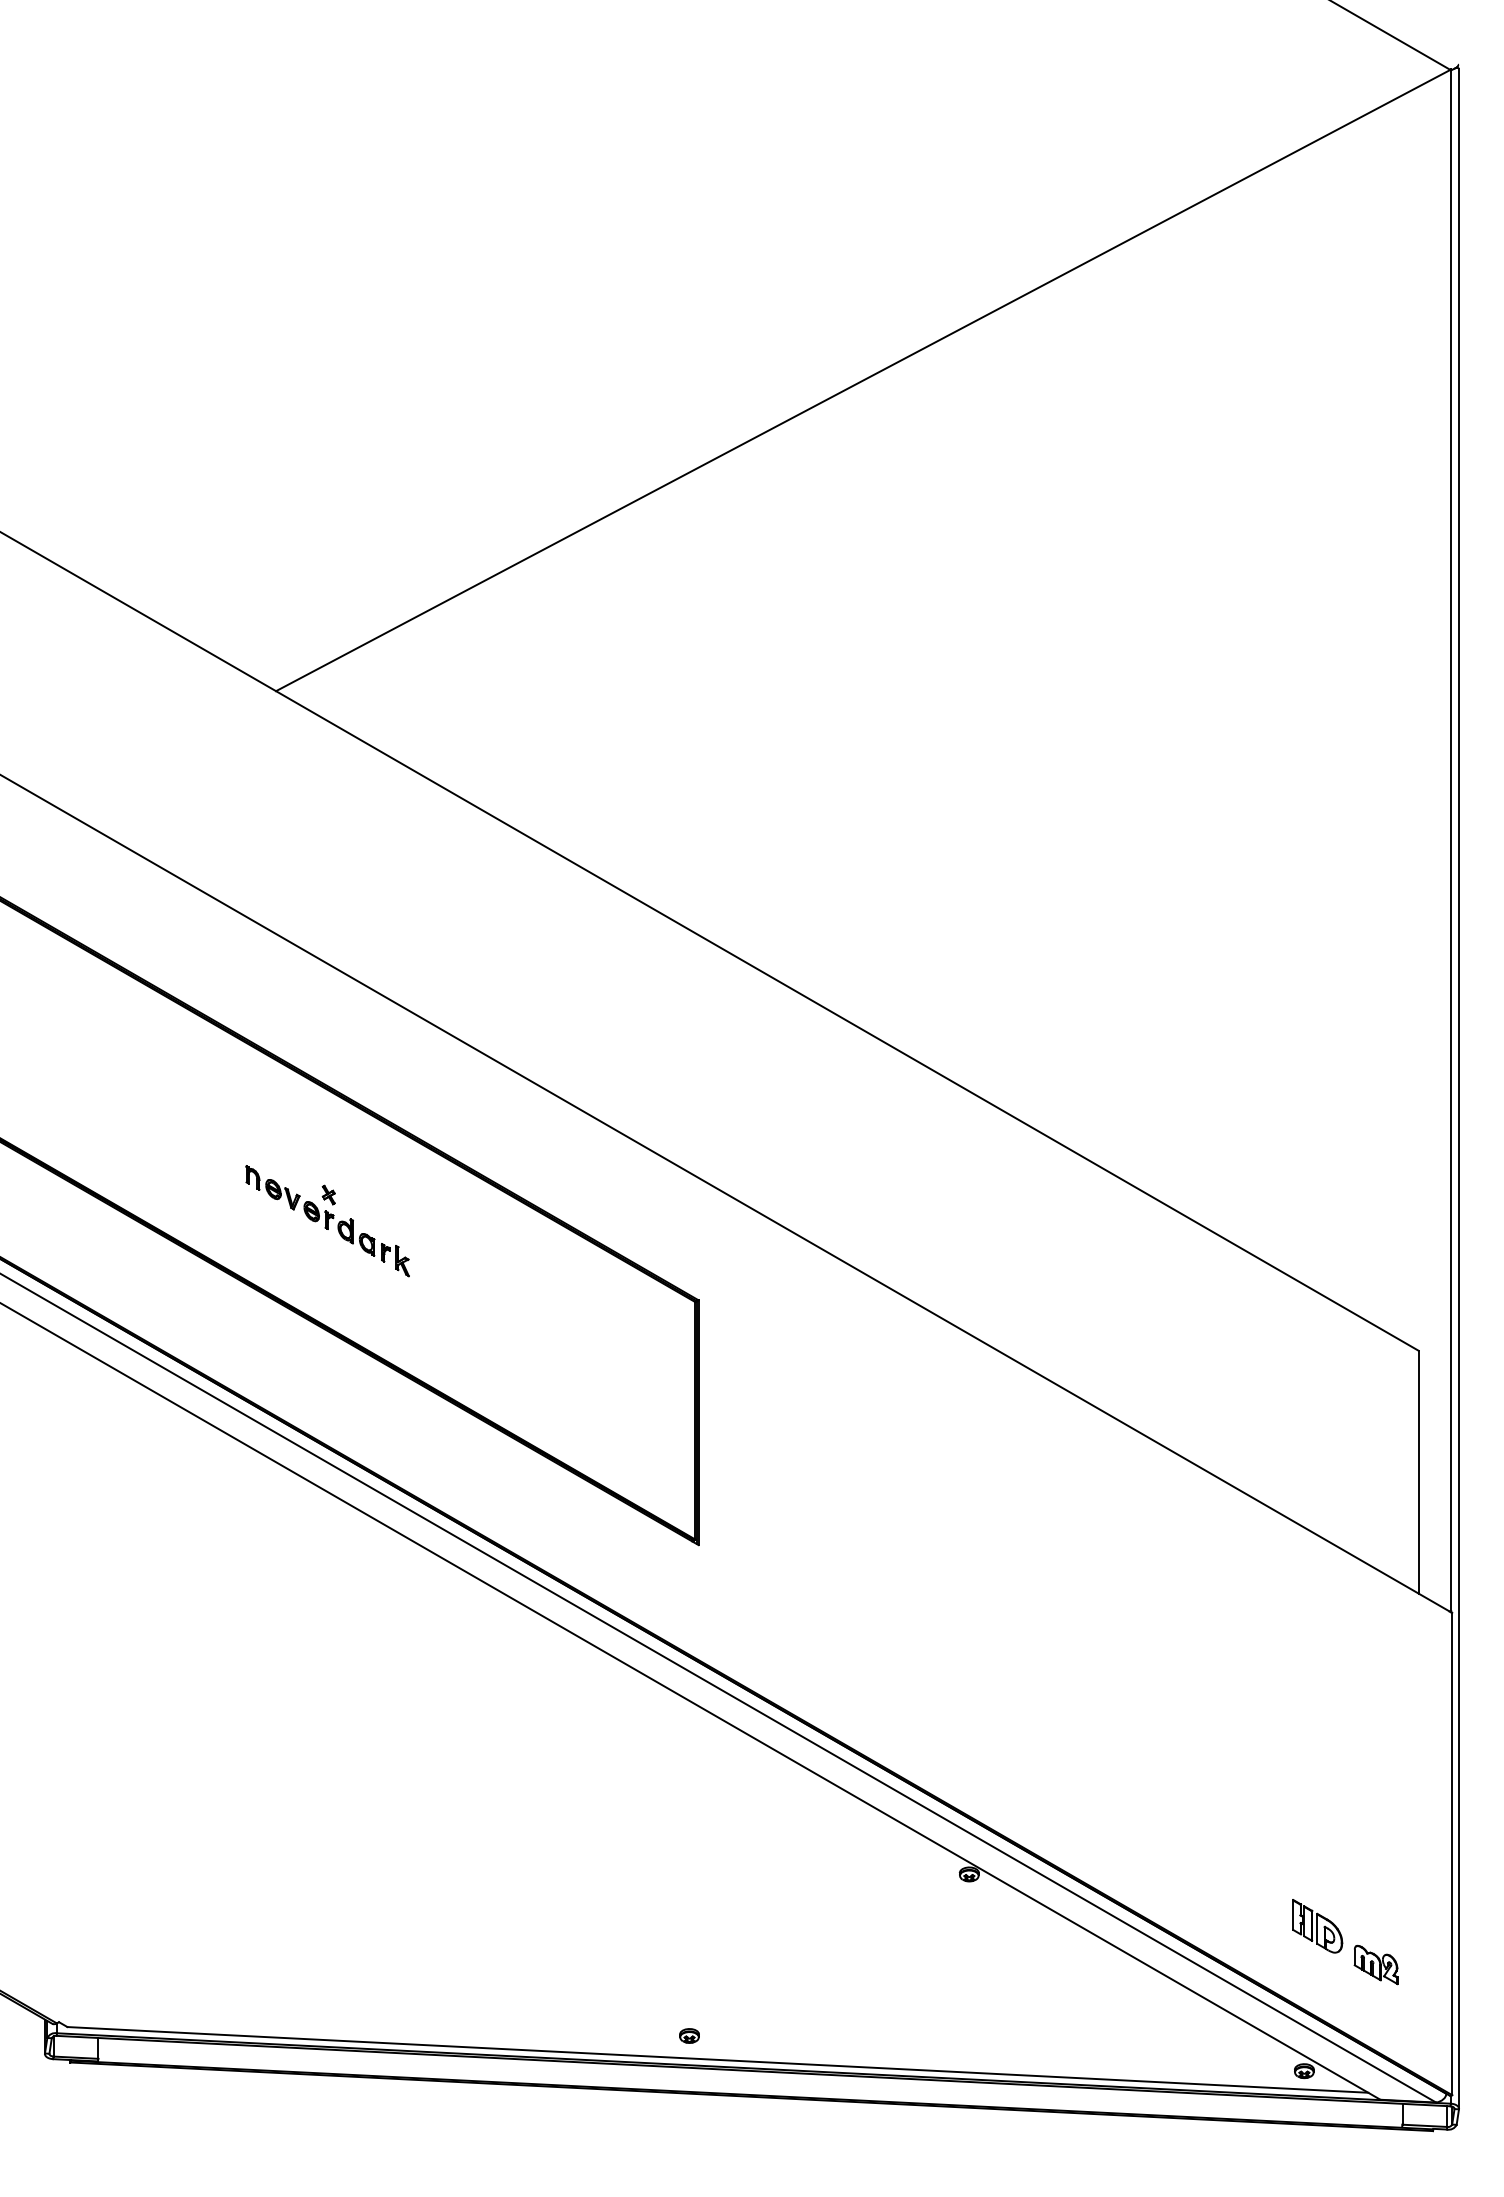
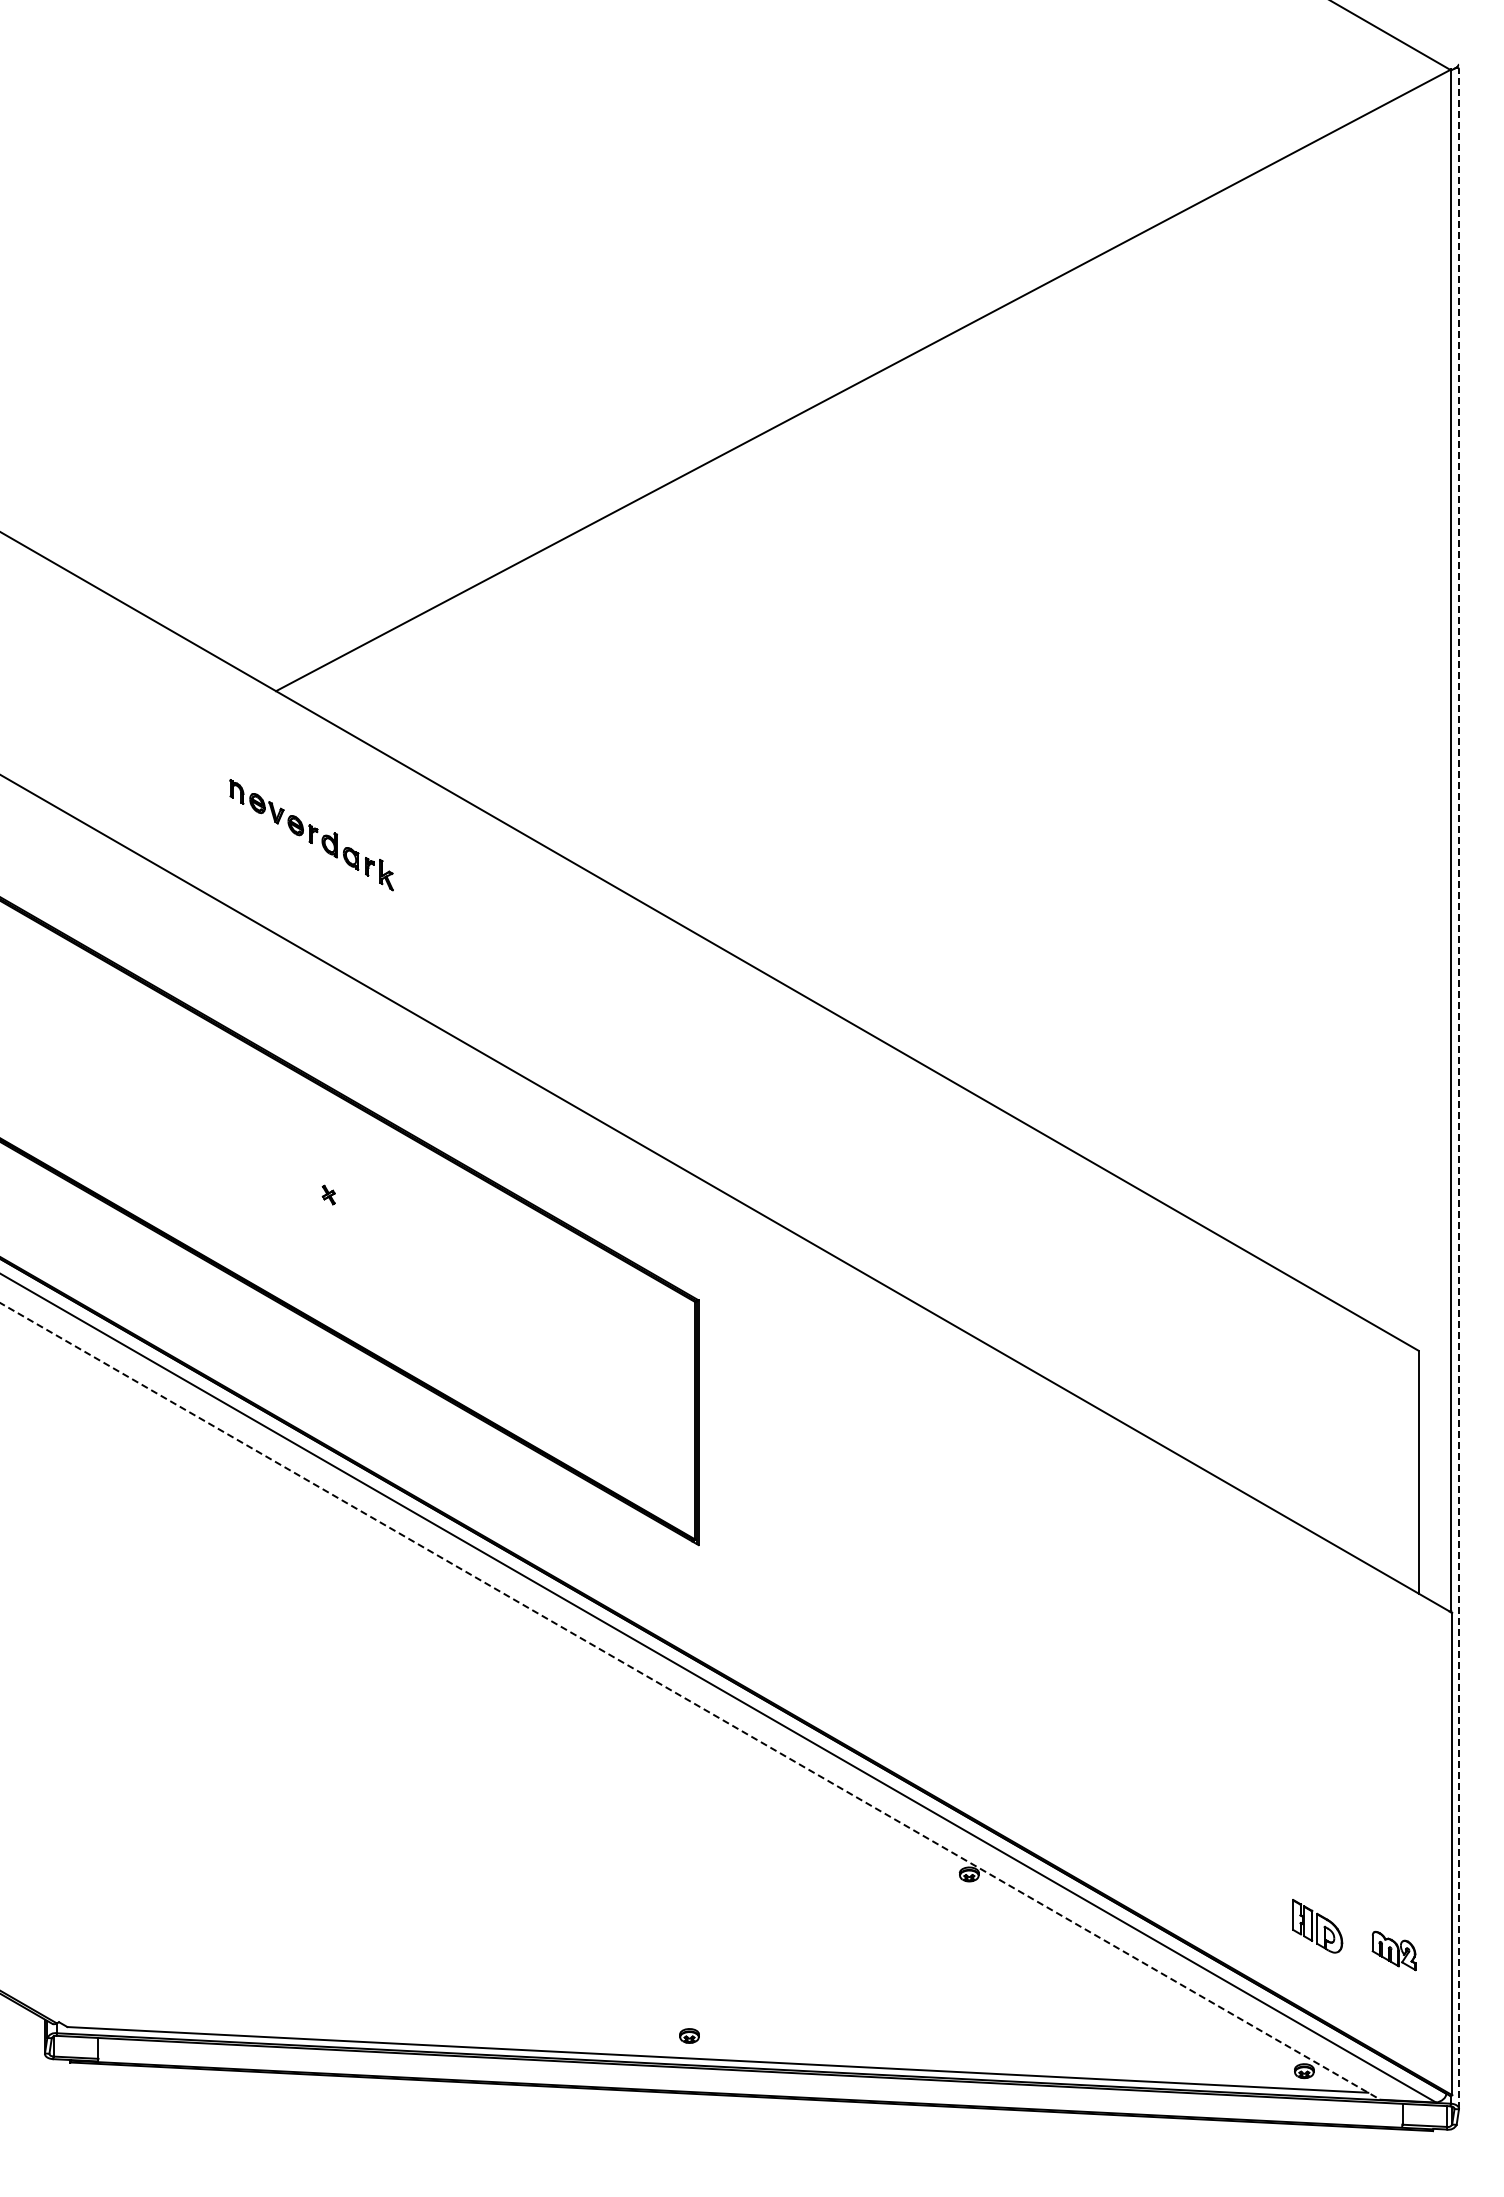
line: solid -> dashed (1459, 1088)
part position: (327, 1221) -> (311, 835) (311, 835)
line: solid -> dashed (690, 1701)
part position: (1375, 1964) -> (1393, 1950) (1393, 1950)
